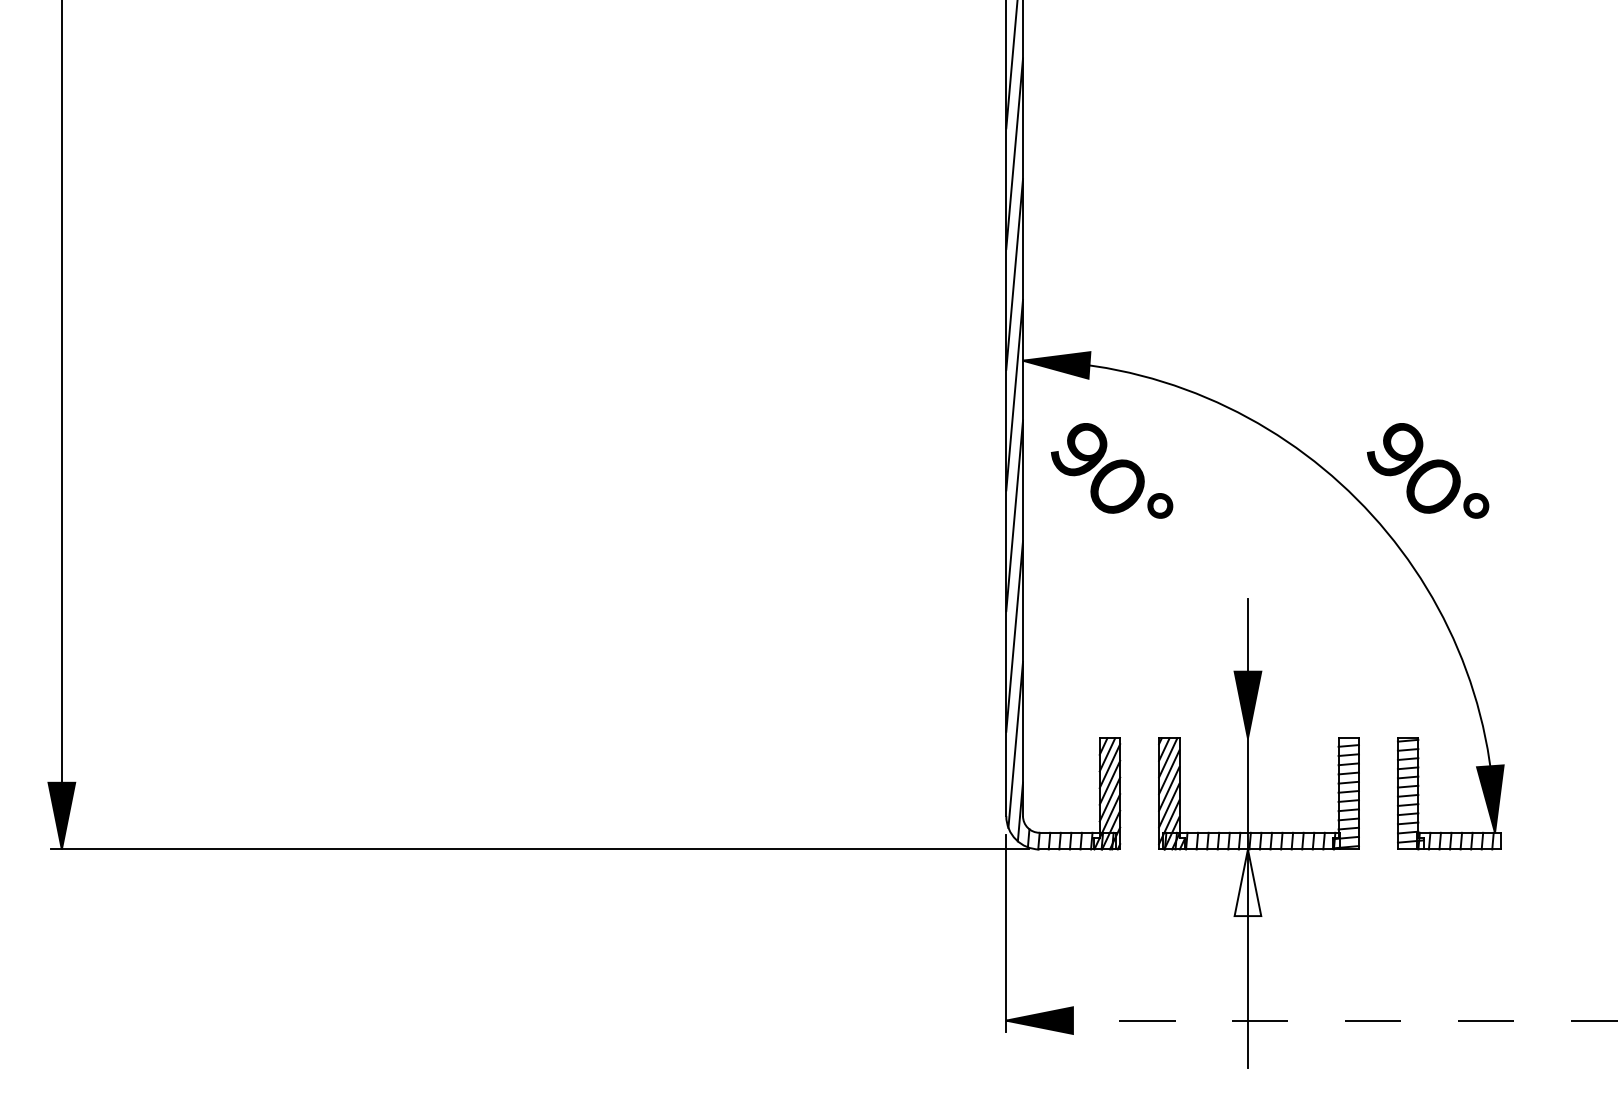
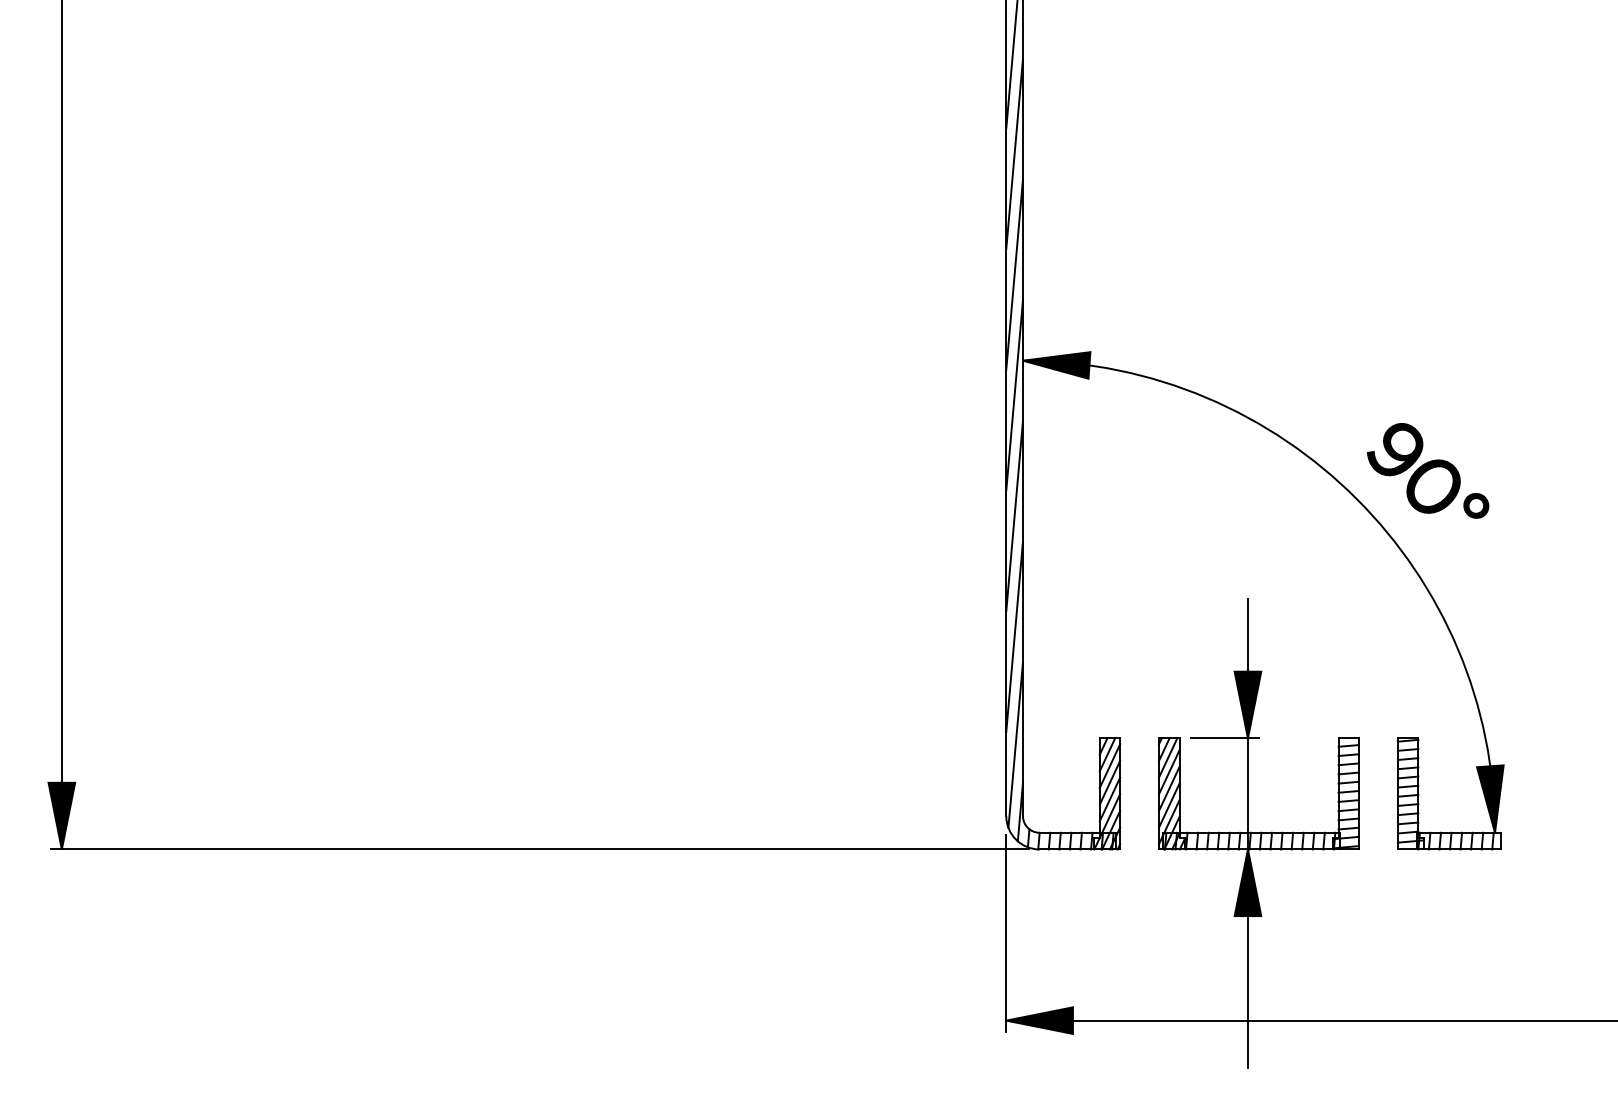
part: present -> none (1112, 470)
line: none -> present (1224, 738)
fill: none -> present (1247, 882)
line: dashed -> solid (1312, 1020)
